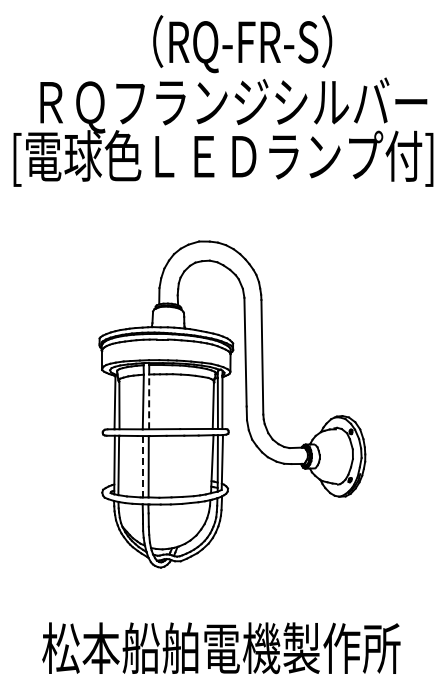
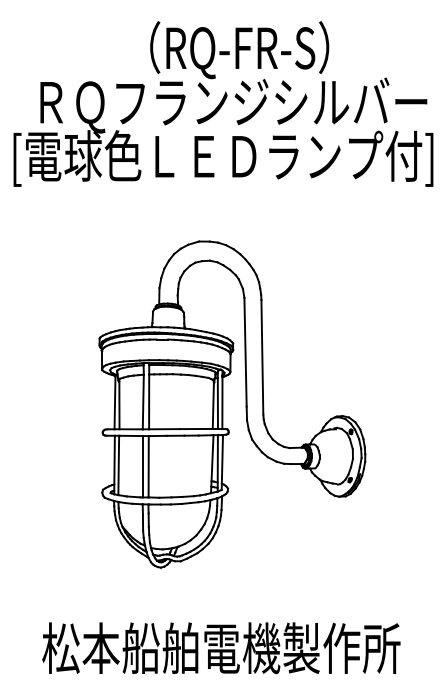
text position: (242, 44) -> (239, 50) (239, 50)
line: dashed -> solid (149, 401)
line: dashed -> solid (142, 466)
